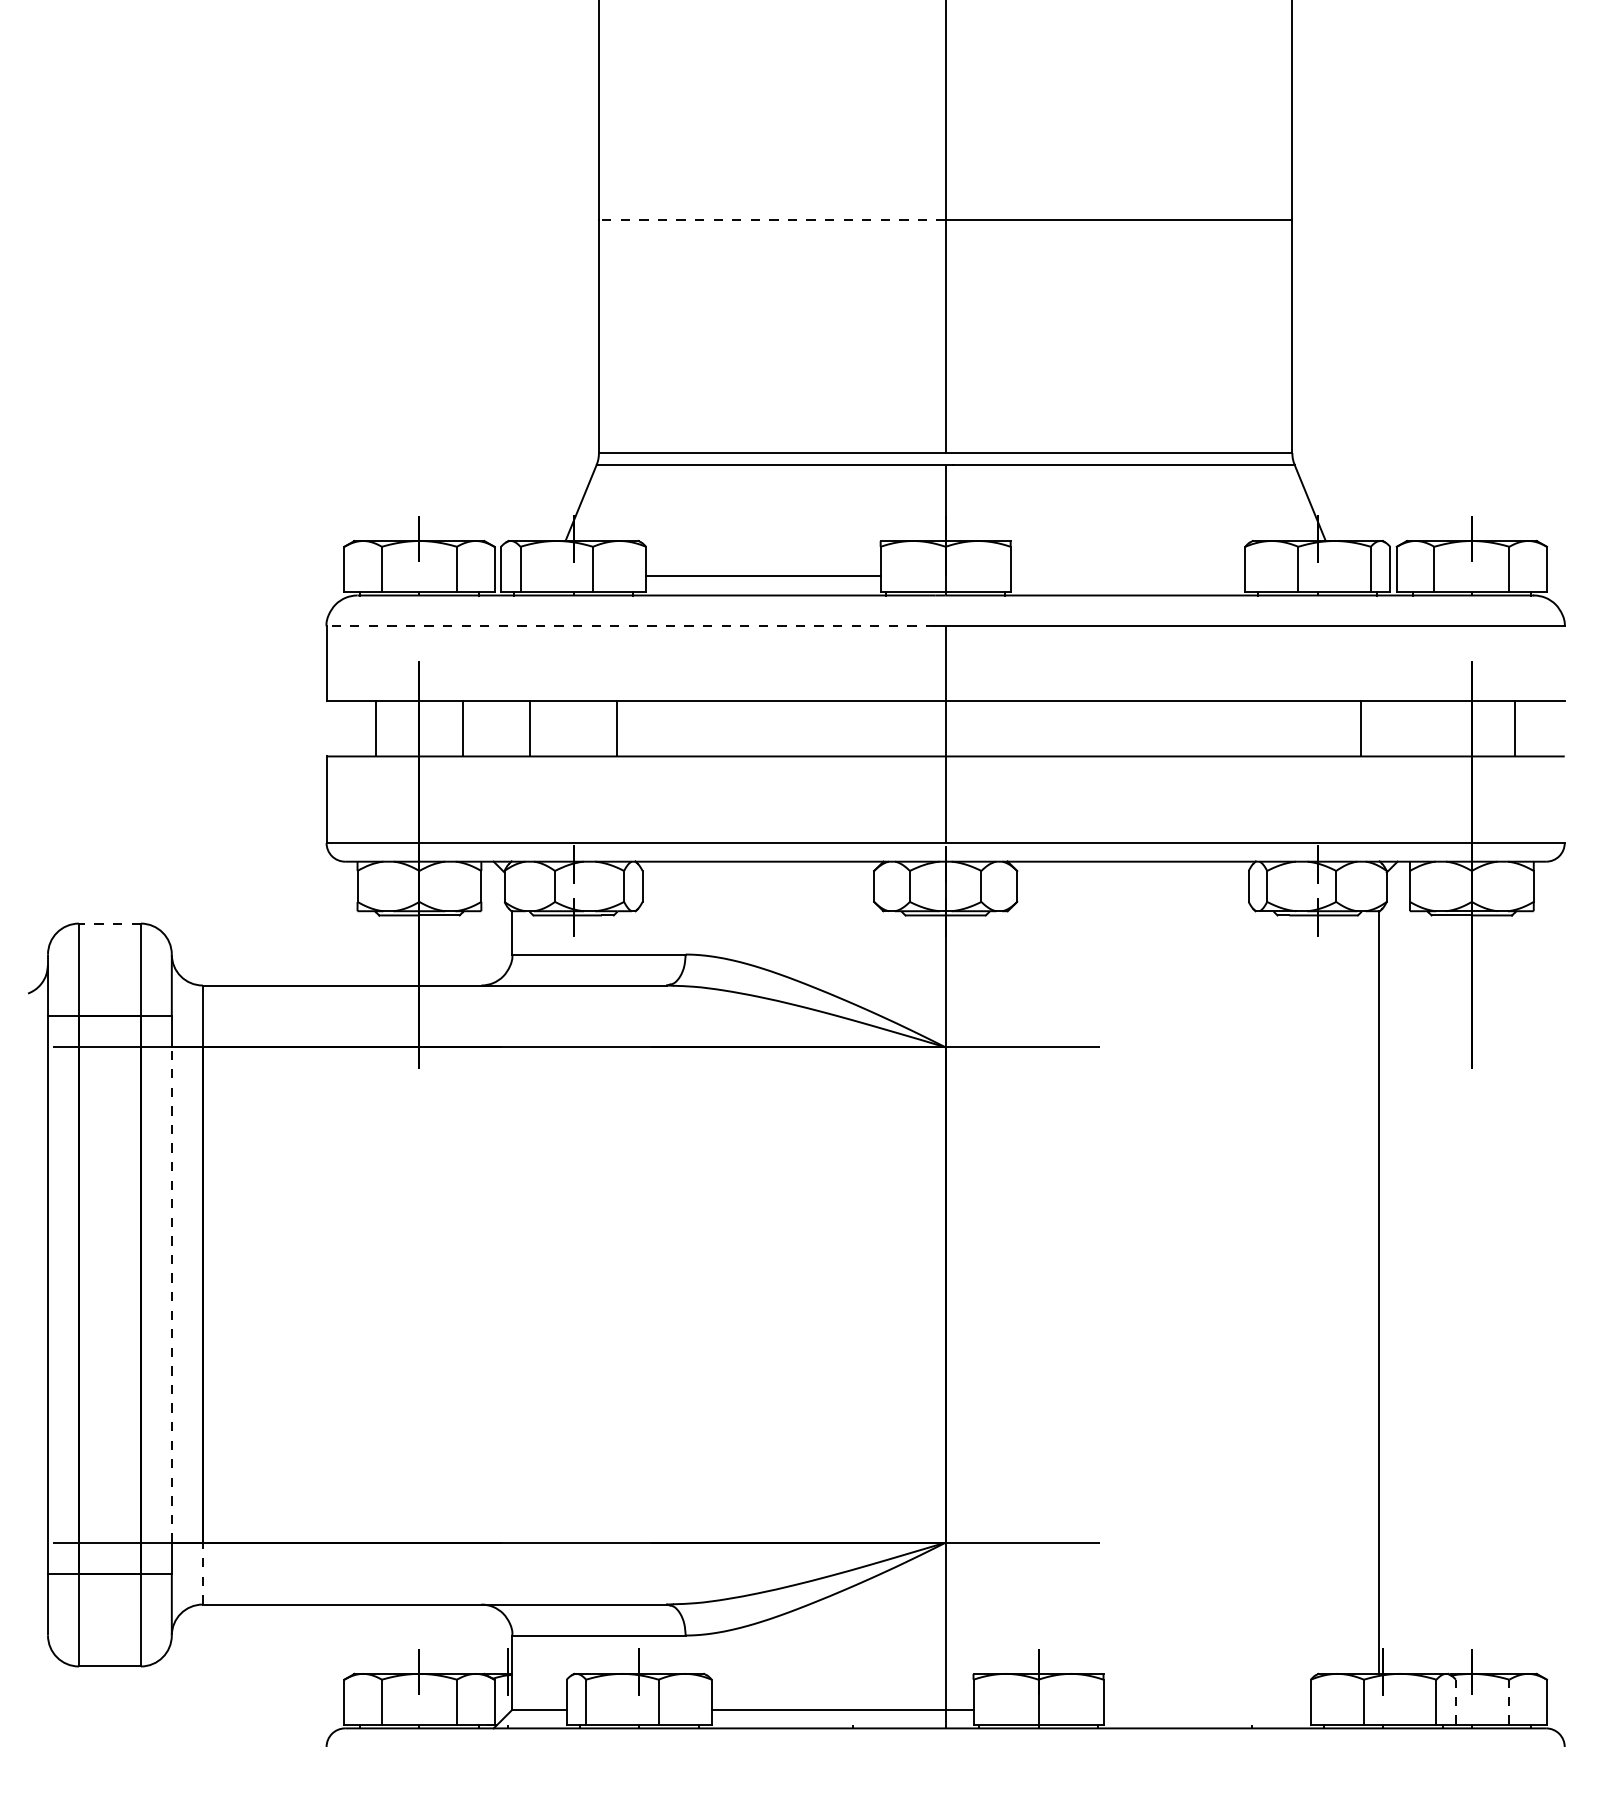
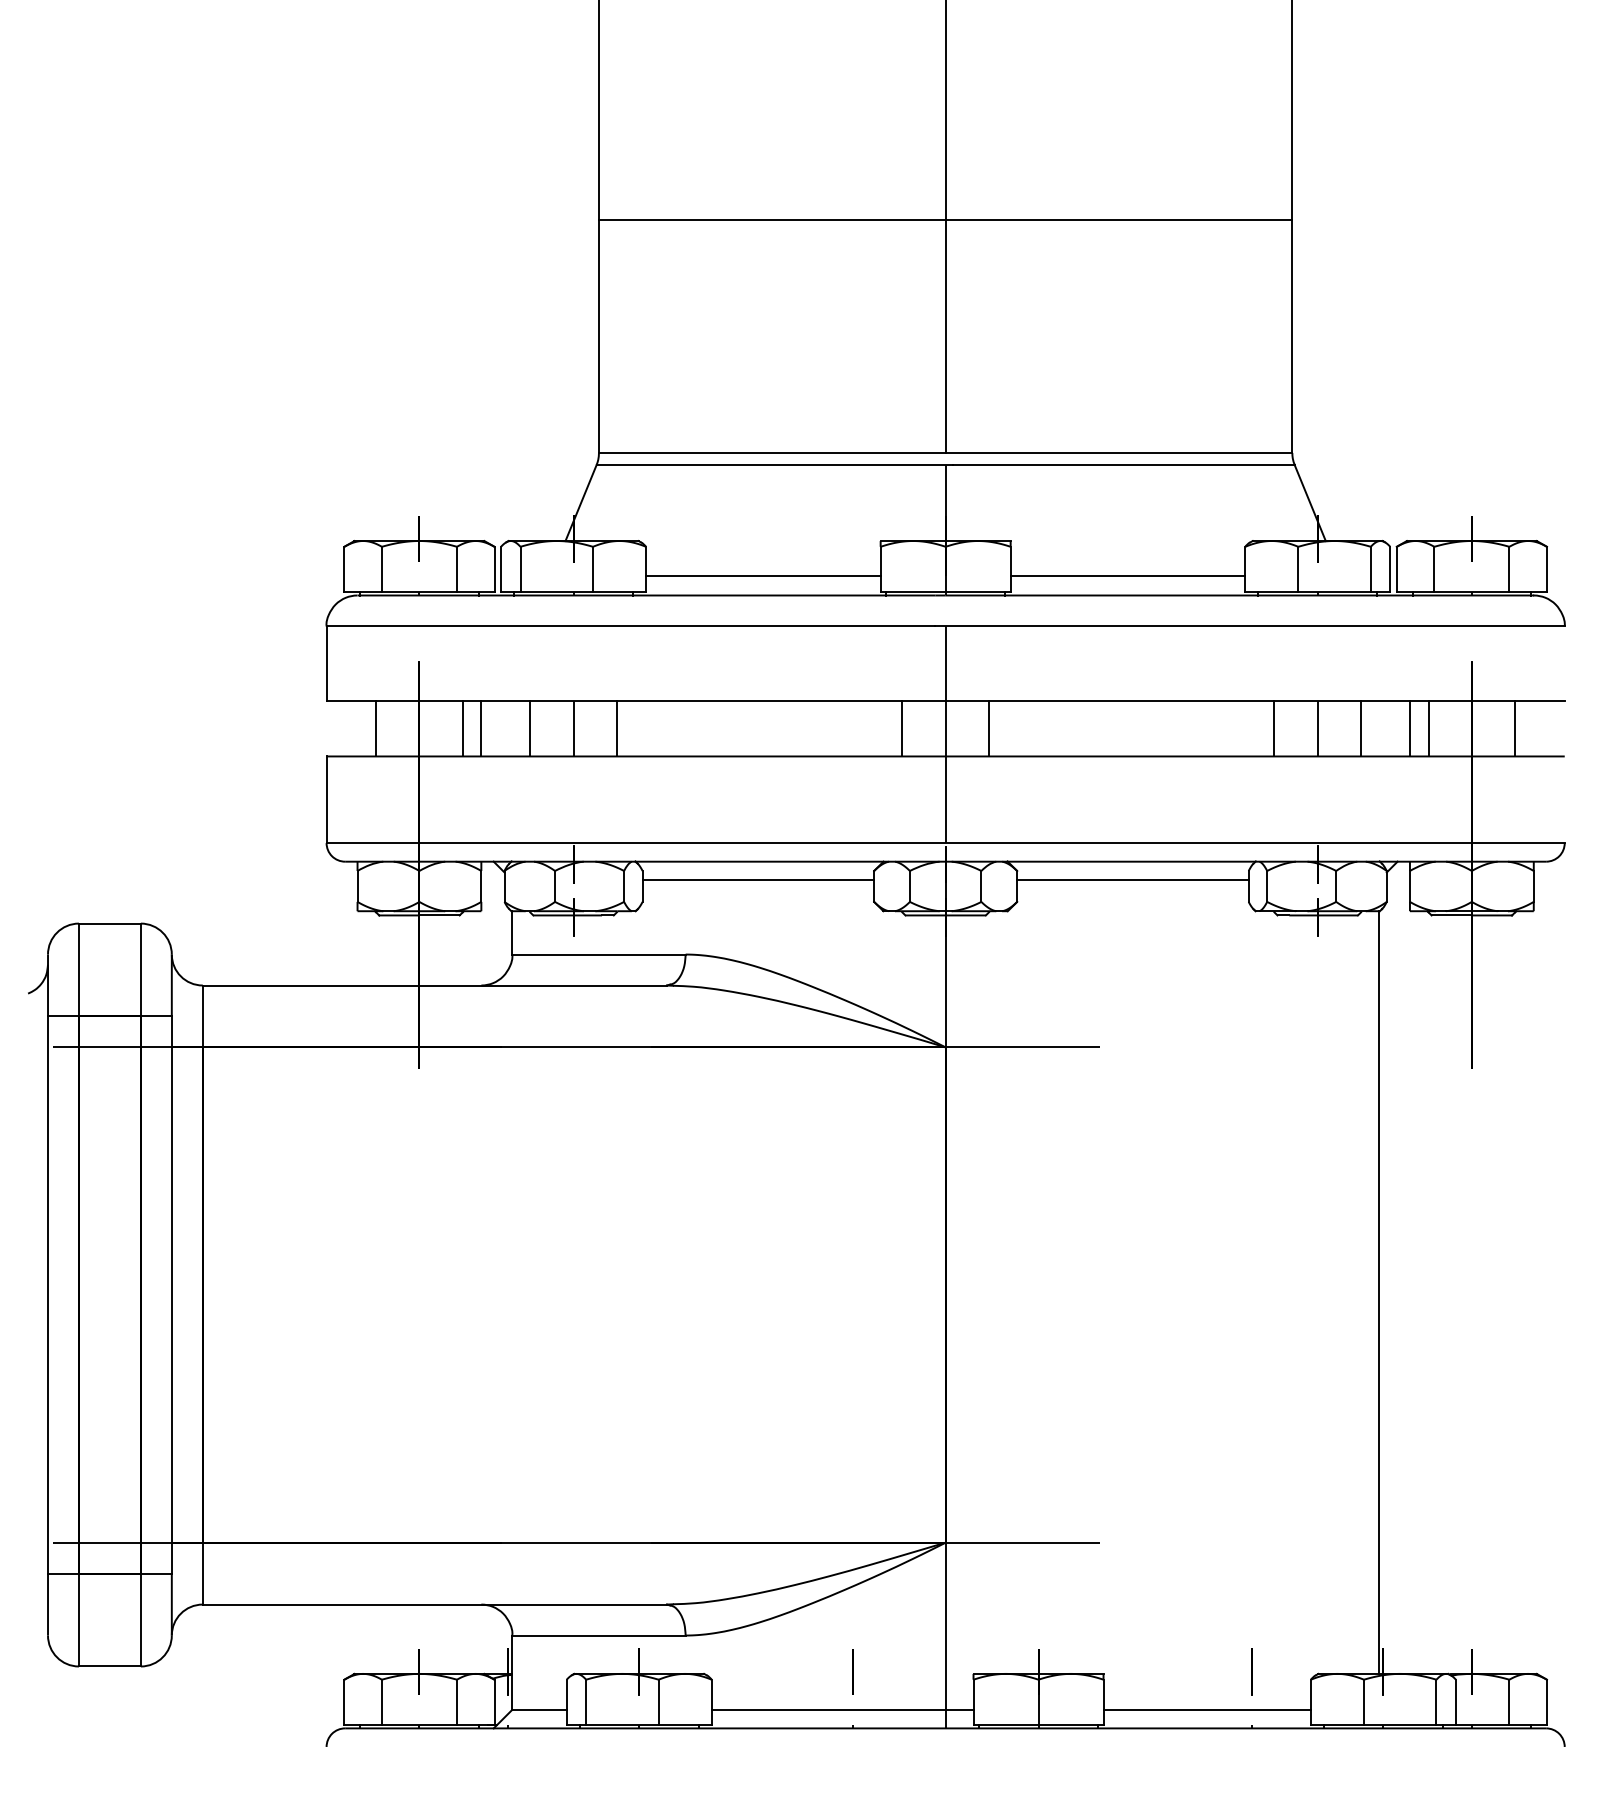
line: dashed -> solid (771, 220)
line: none -> present (1127, 576)
line: dashed -> solid (630, 626)
line: none -> present (481, 728)
line: none -> present (573, 728)
line: none -> present (902, 728)
line: none -> present (989, 728)
line: none -> present (1274, 728)
line: none -> present (1317, 728)
line: none -> present (1409, 728)
line: none -> present (1428, 728)
line: none -> present (758, 880)
line: none -> present (1132, 880)
line: dashed -> solid (109, 923)
line: dashed -> solid (171, 1295)
line: dashed -> solid (202, 1573)
line: none -> present (852, 1671)
line: none -> present (1251, 1671)
line: dashed -> solid (1455, 1701)
line: dashed -> solid (1509, 1701)
line: none -> present (1206, 1709)
